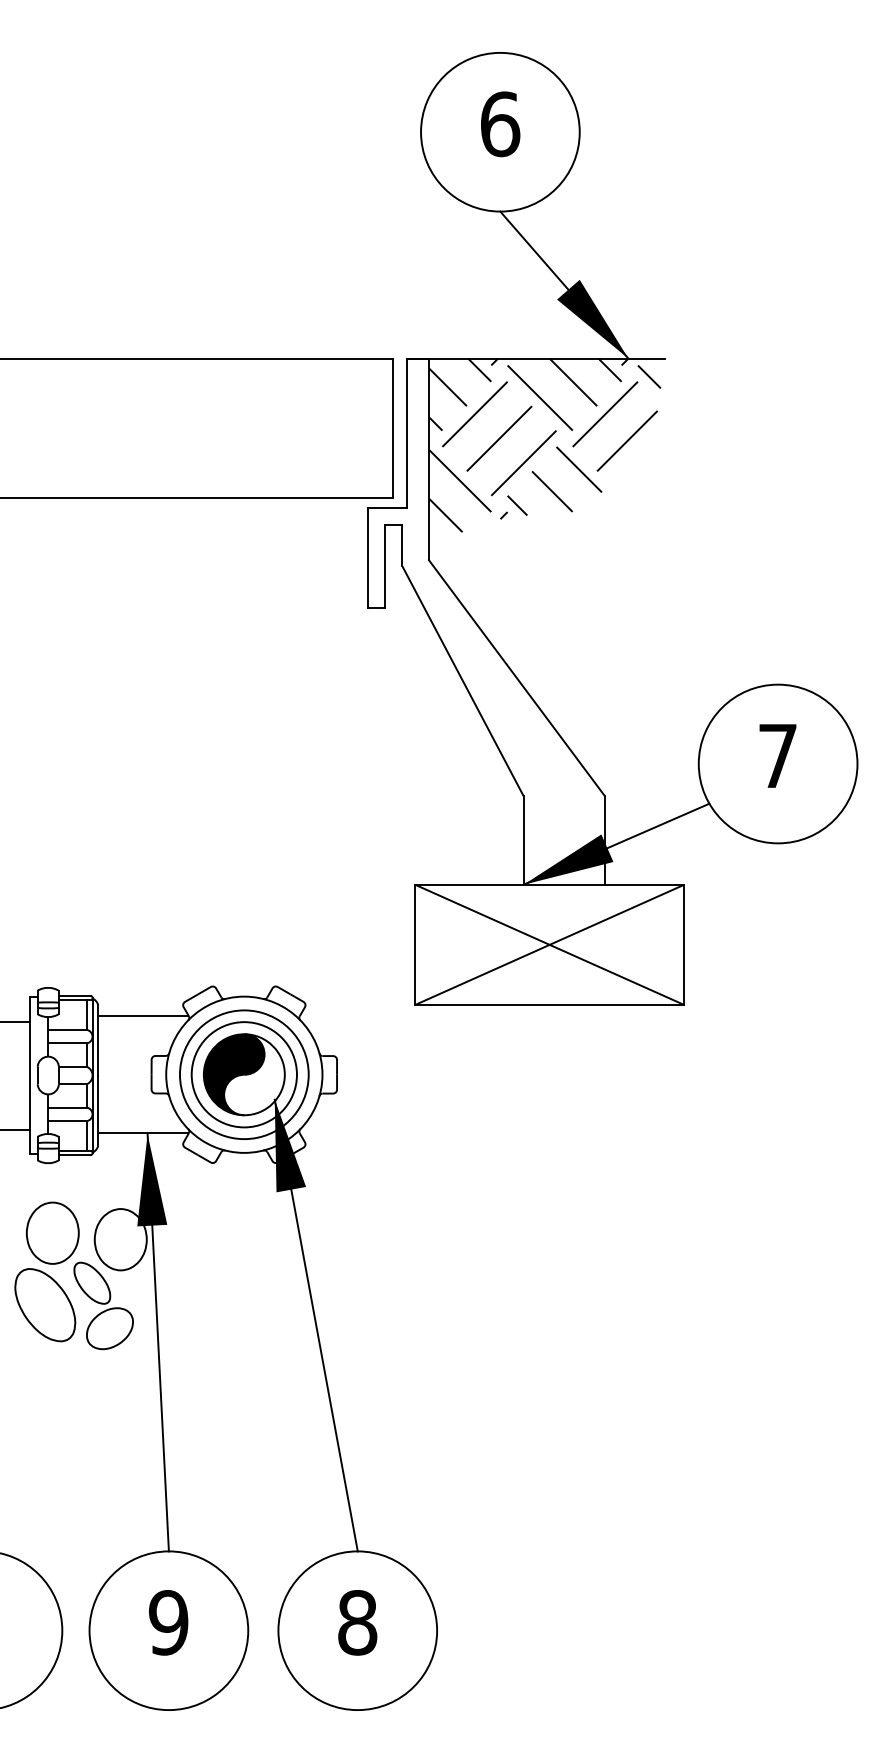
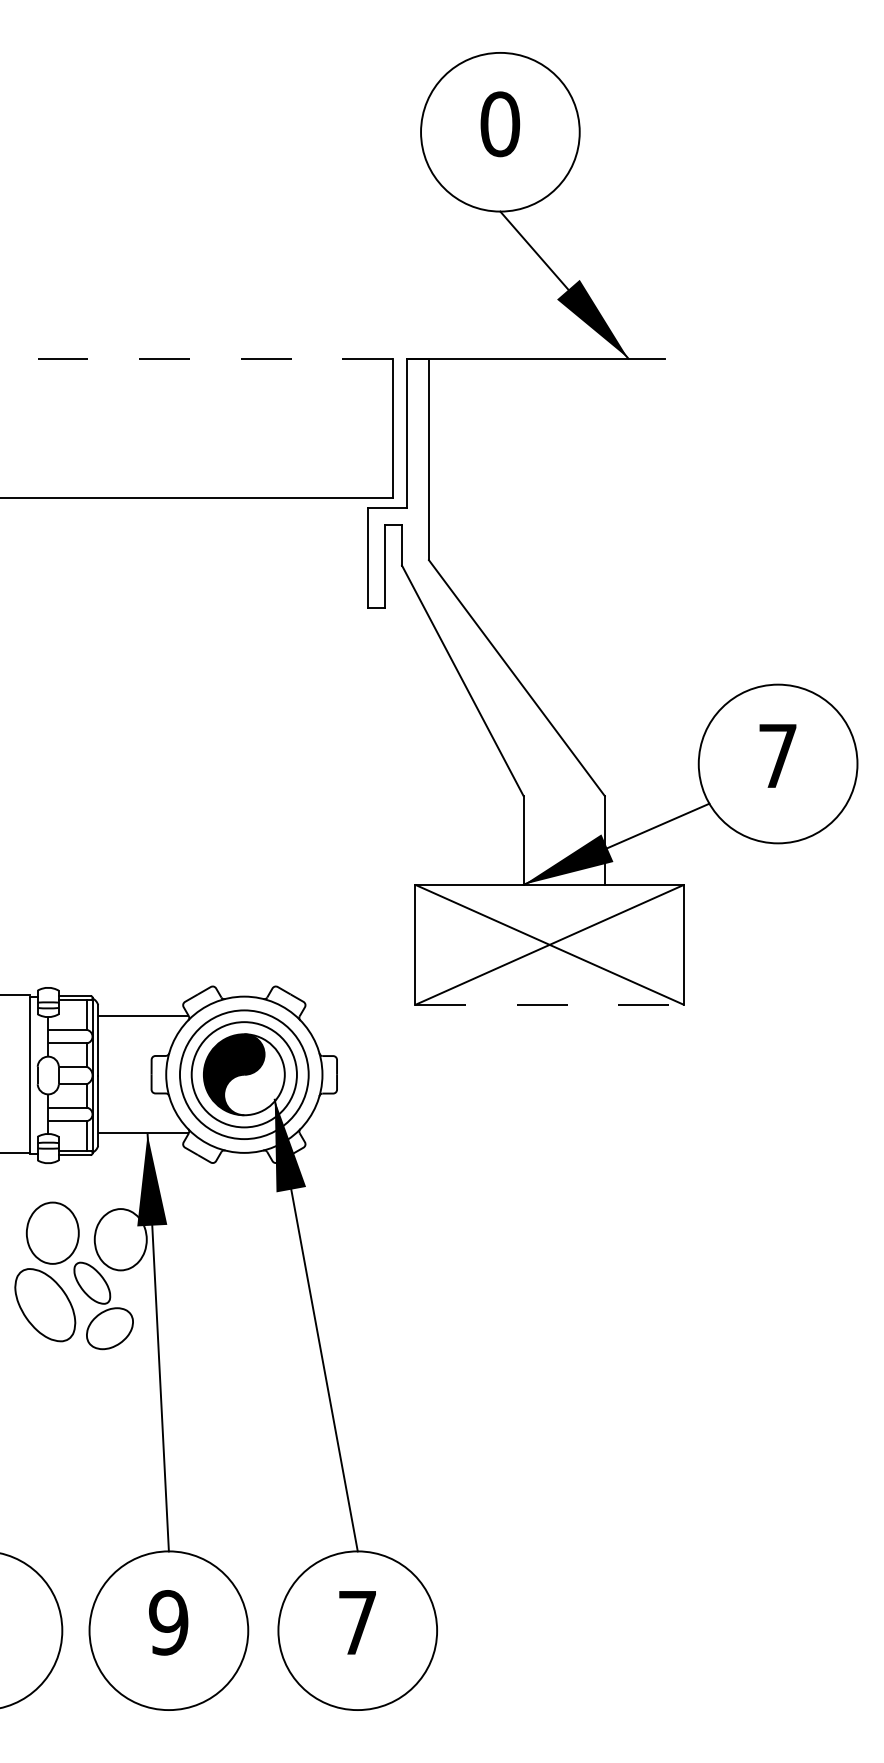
text: 6 -> 0 (500, 124)
line: solid -> dashed (196, 358)
hatch: present -> none (544, 445)
line: solid -> dashed (549, 1004)
line position: (15, 1021) -> (15, 994) (15, 994)
line position: (15, 1129) -> (15, 1152) (15, 1152)
text: 8 -> 7 (357, 1622)
